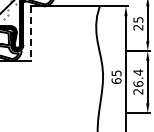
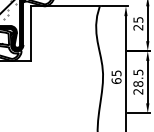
line: dashed -> solid (31, 34)
text: 26.4 -> 28.5 (138, 77)
